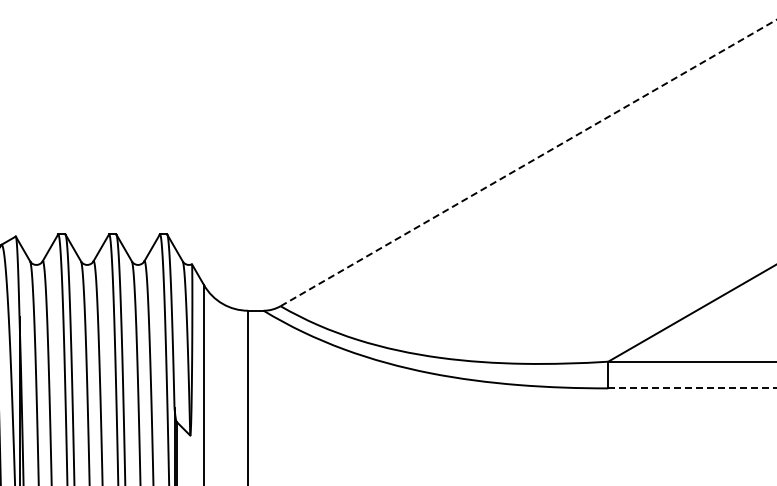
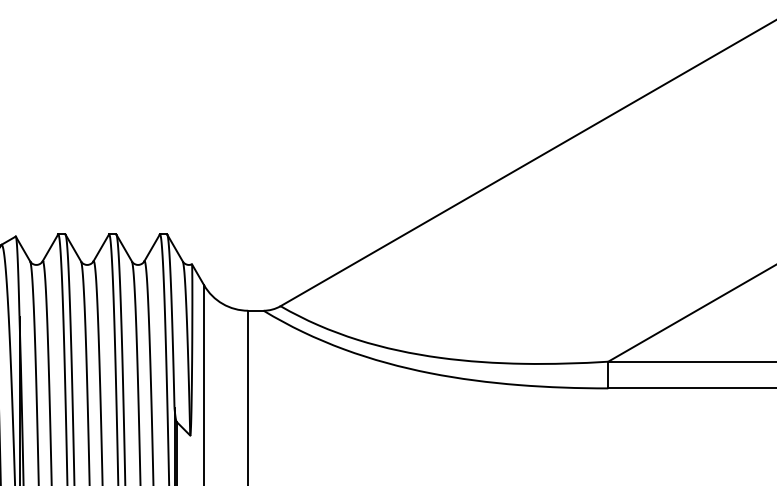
line: dashed -> solid (529, 162)
line: dashed -> solid (692, 388)
